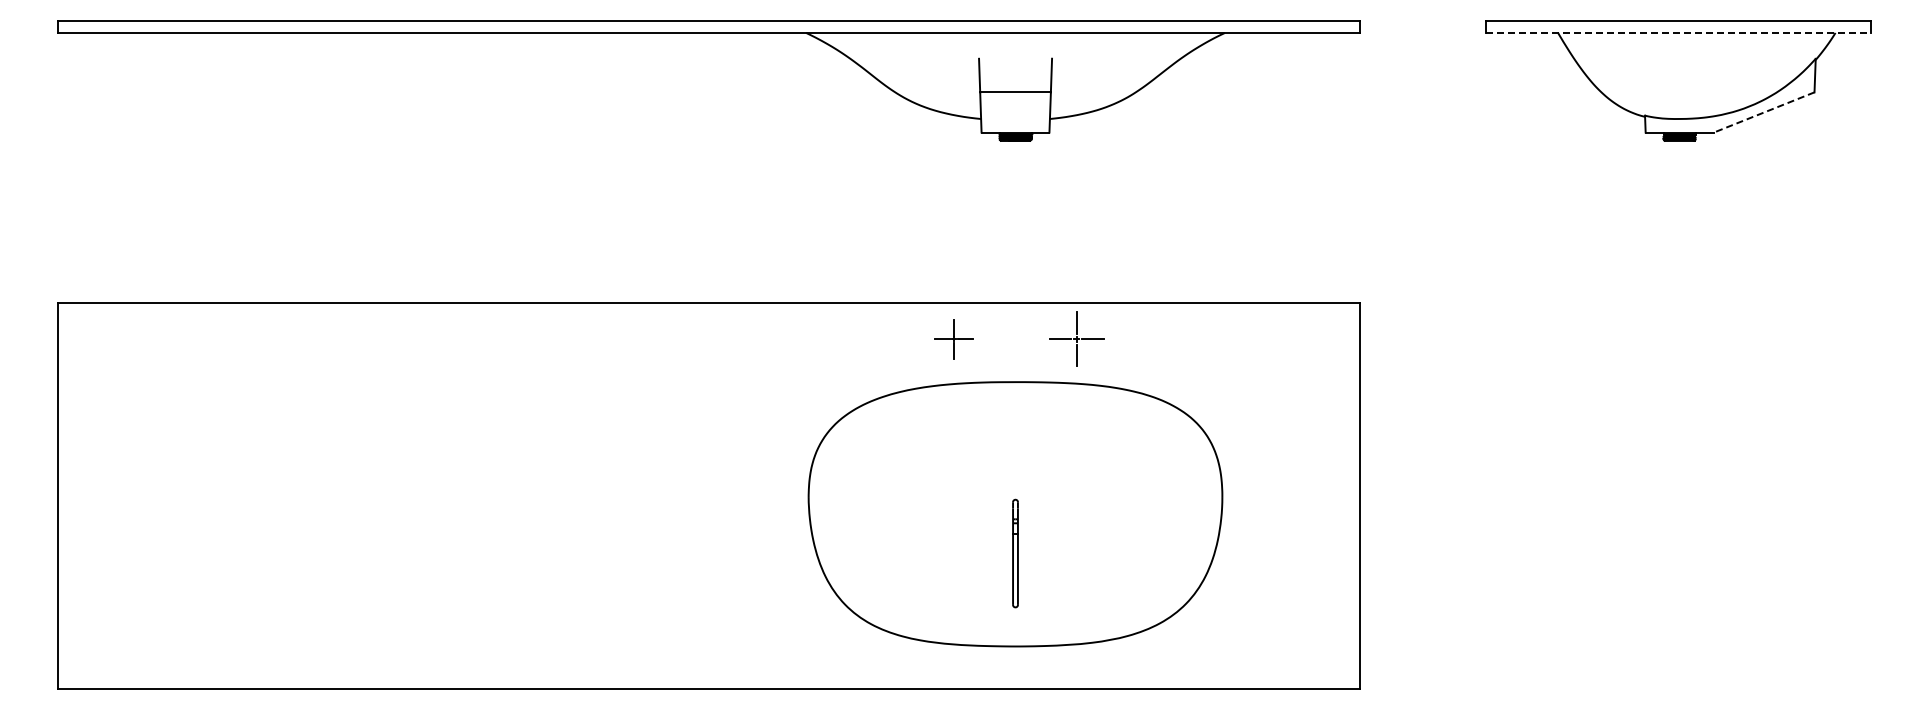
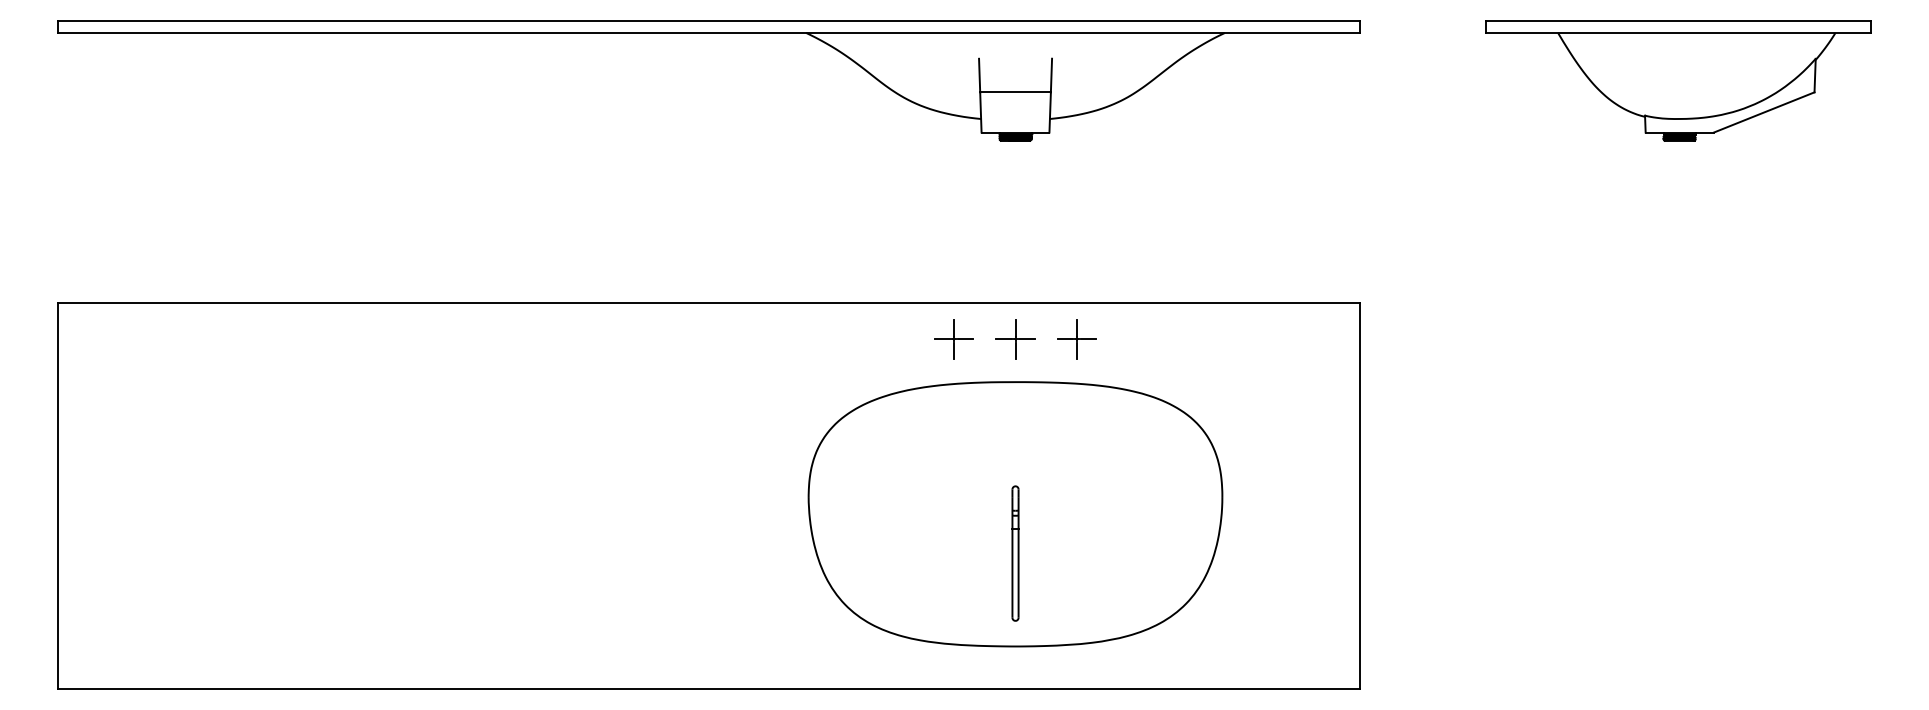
line: dashed -> solid (1678, 32)
line: dashed -> solid (1763, 112)
part size: 56x56 px -> 40x41 px (1076, 339)
part: none -> present (1015, 339)
part size: 7x111 px -> 9x137 px (1015, 553)
